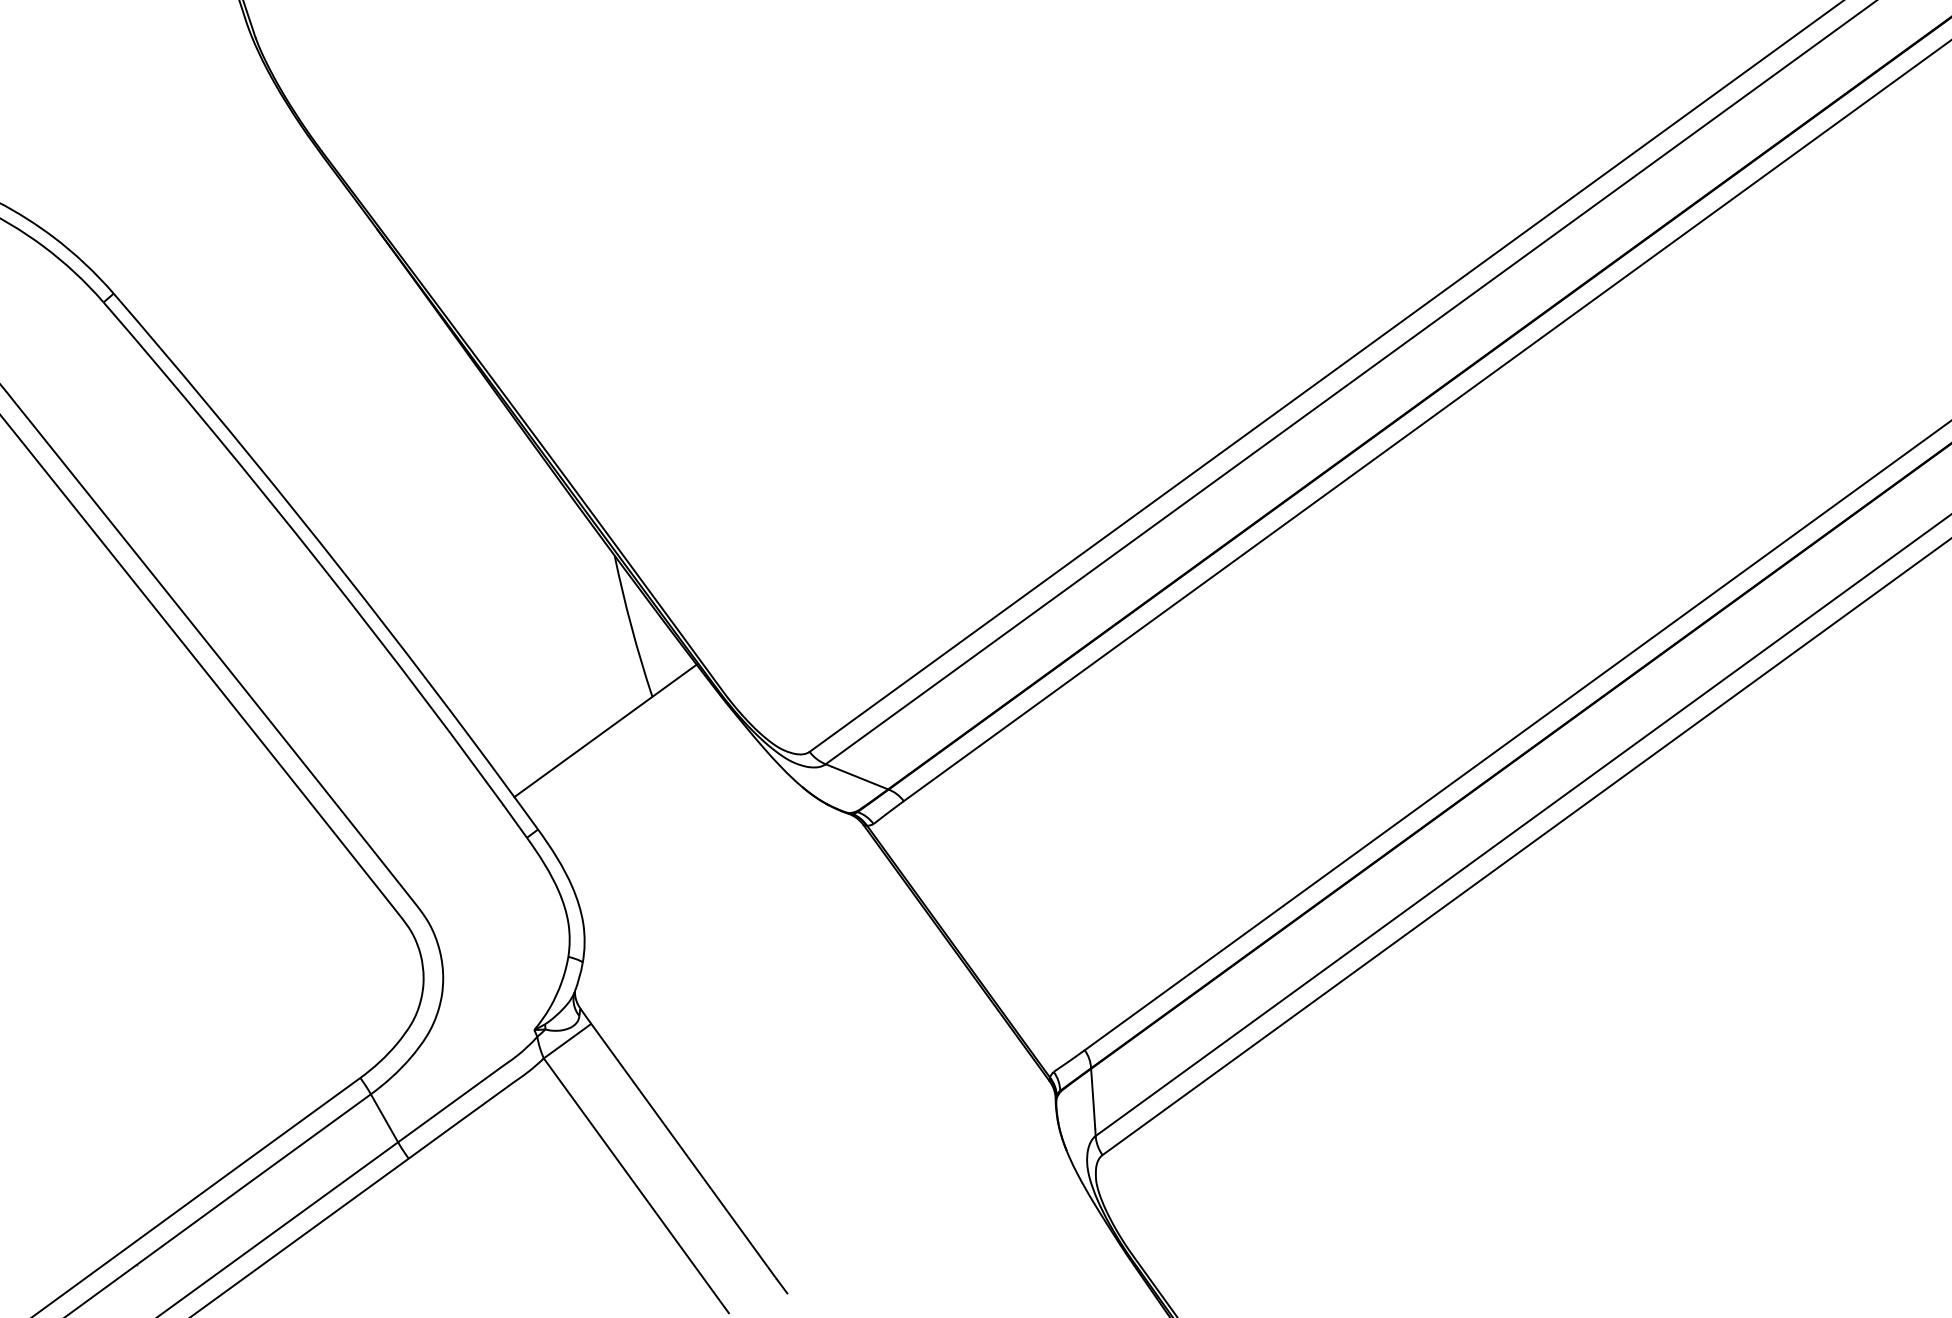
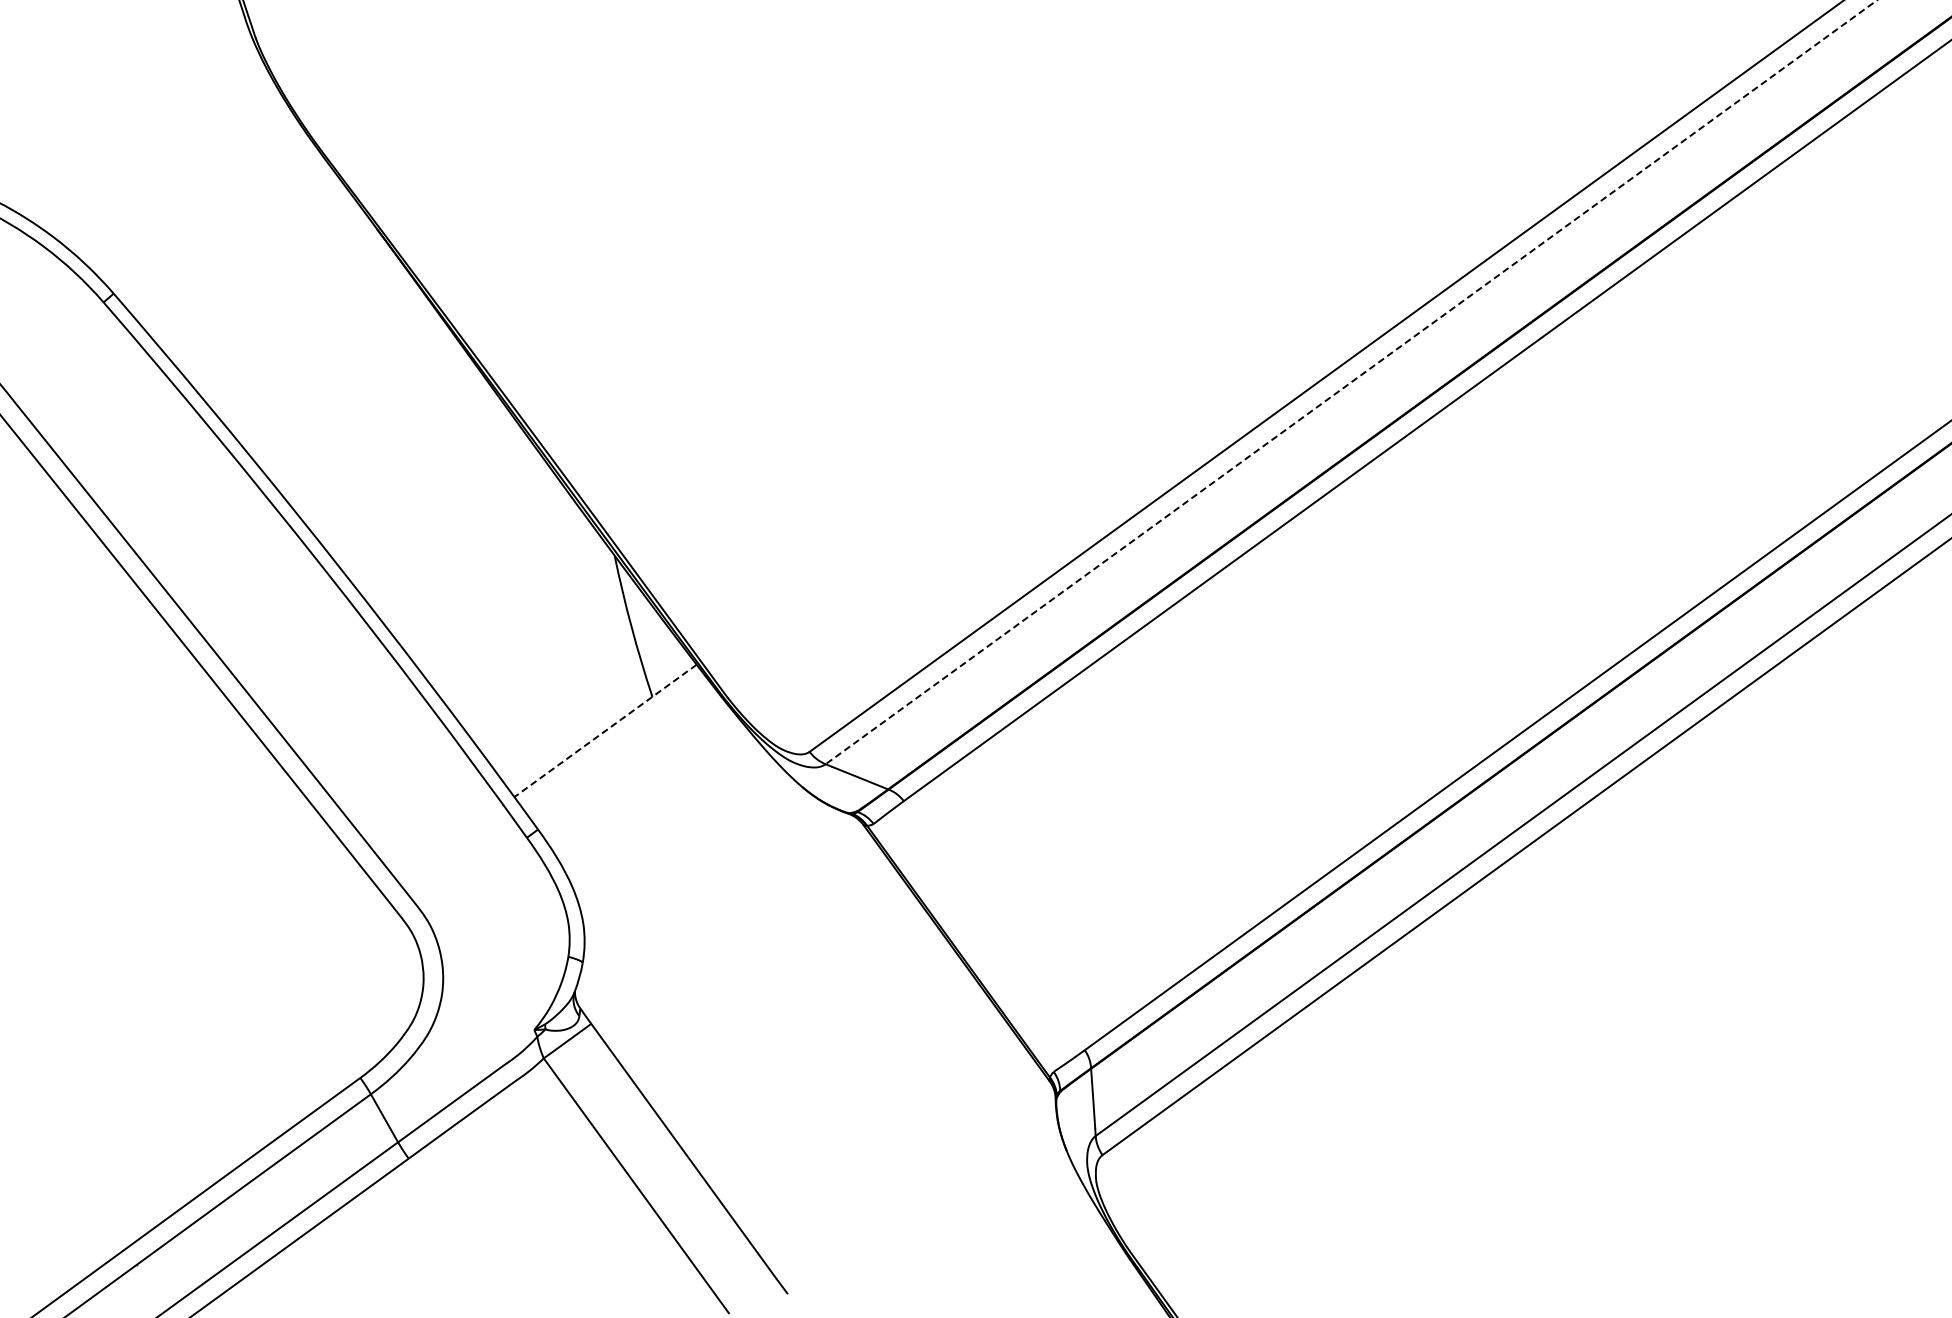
line: solid -> dashed (1351, 382)
line: solid -> dashed (605, 730)
